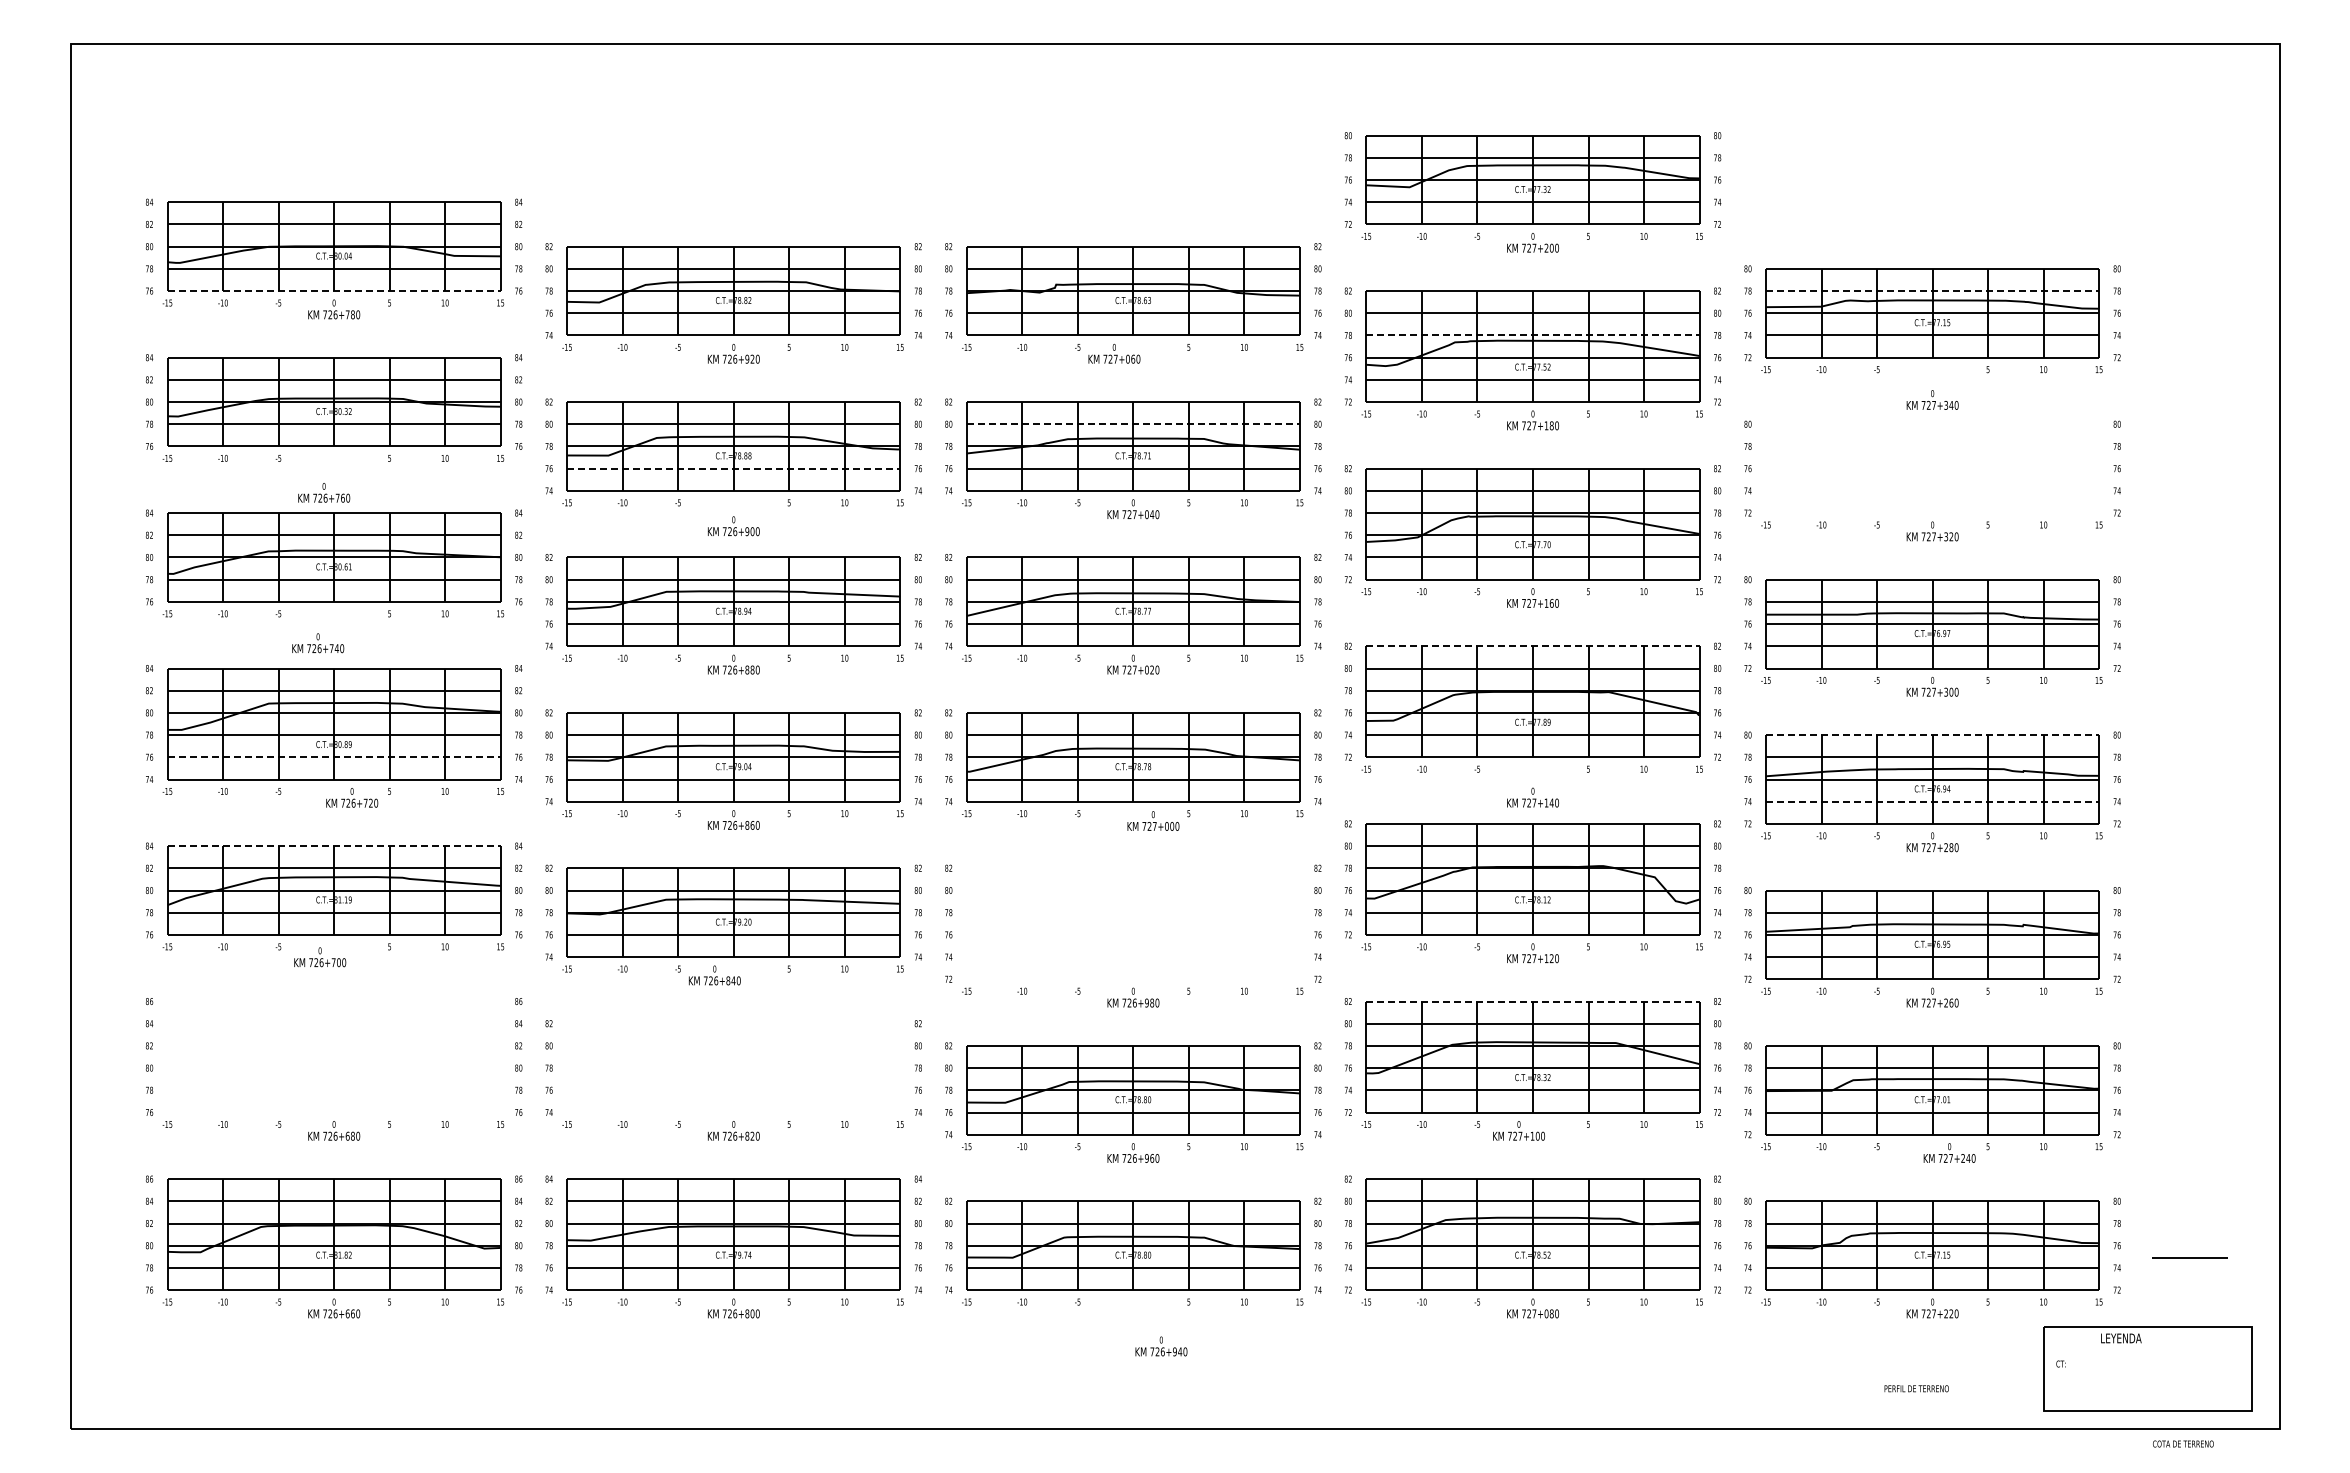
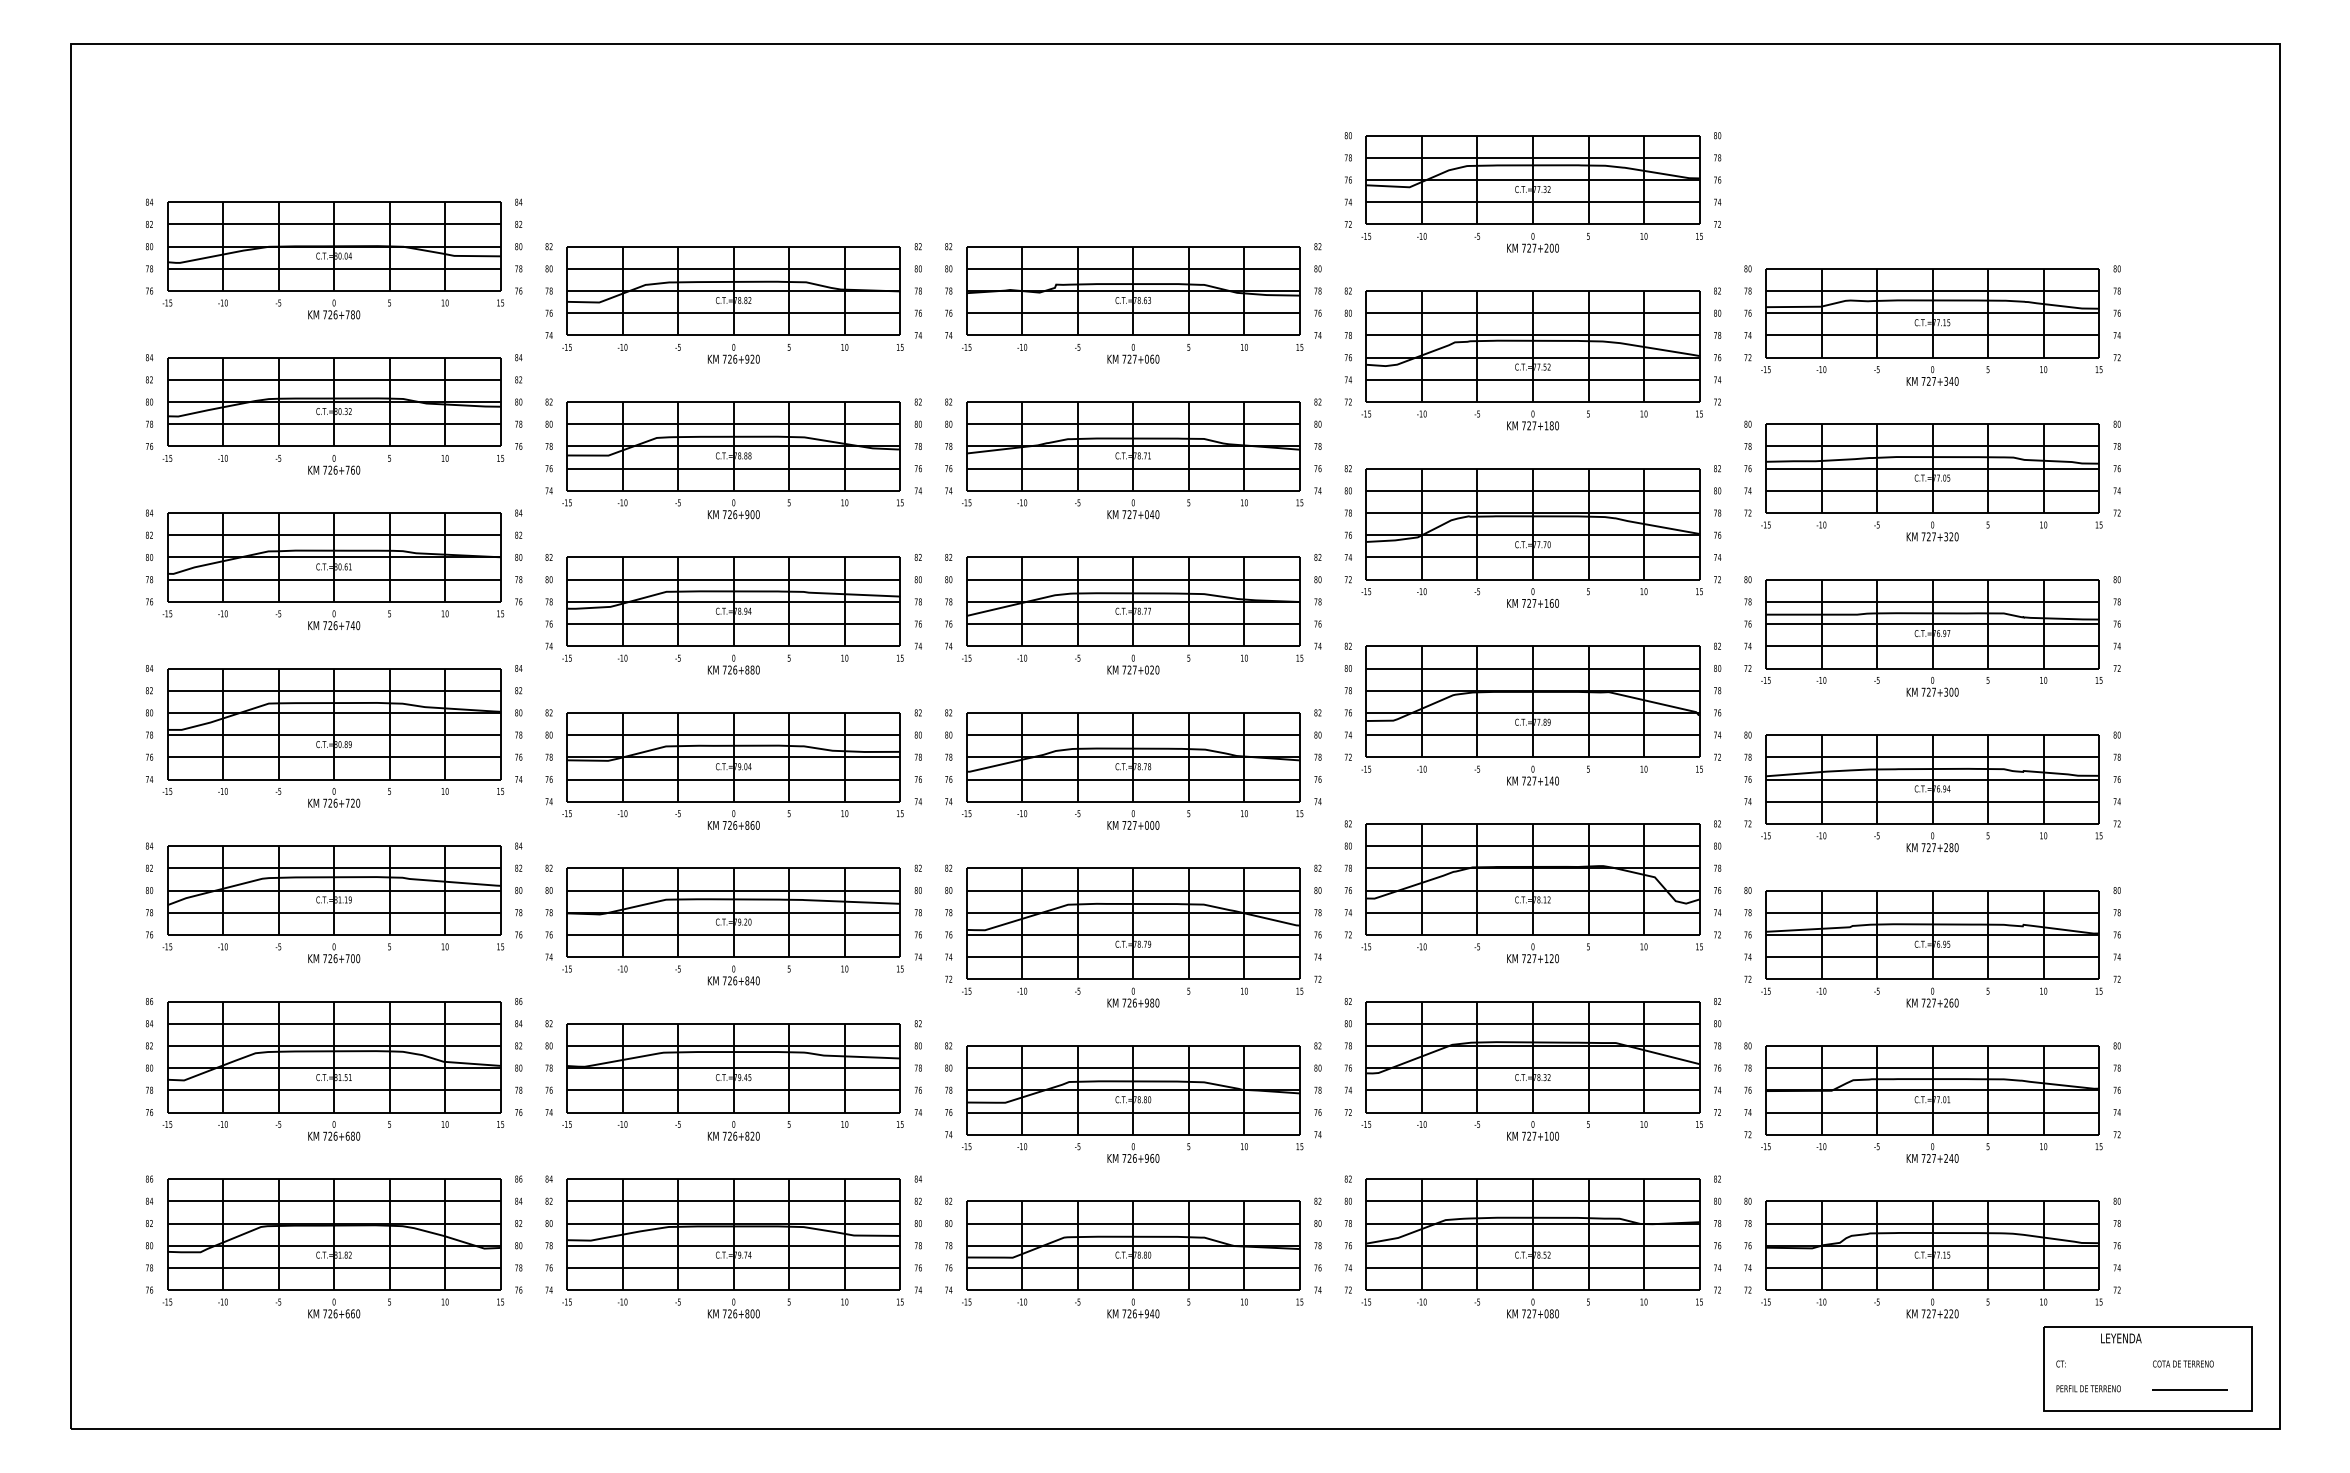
line: dashed -> solid (334, 291)
line: dashed -> solid (1932, 291)
line: dashed -> solid (1532, 335)
text position: (1114, 353) -> (1133, 353) (1133, 353)
text position: (1932, 399) -> (1932, 375) (1932, 375)
line: dashed -> solid (1133, 424)
line: dashed -> solid (733, 468)
part: none -> present (1932, 468)
text position: (324, 492) -> (334, 464) (334, 464)
text position: (733, 526) -> (733, 509) (733, 509)
text position: (318, 643) -> (334, 620) (334, 620)
line: dashed -> solid (1532, 646)
line: dashed -> solid (1932, 735)
line: dashed -> solid (334, 757)
text position: (352, 797) -> (334, 797) (334, 797)
text position: (1532, 797) -> (1532, 775) (1532, 775)
line: dashed -> solid (1932, 801)
text position: (1153, 820) -> (1133, 819) (1133, 819)
line: dashed -> solid (334, 846)
part: none -> present (1133, 923)
text position: (320, 957) -> (334, 953) (334, 953)
text position: (714, 975) -> (733, 975) (733, 975)
line: dashed -> solid (1532, 1001)
part: none -> present (334, 1057)
part: none -> present (733, 1068)
text position: (1518, 1130) -> (1532, 1130) (1532, 1130)
text position: (1949, 1152) -> (1932, 1152) (1932, 1152)
line position: (2189, 1257) -> (2189, 1389) (2189, 1389)
text position: (1161, 1346) -> (1133, 1308) (1133, 1308)
text position: (1916, 1388) -> (2088, 1388) (2088, 1388)
text position: (2183, 1443) -> (2183, 1363) (2183, 1363)
